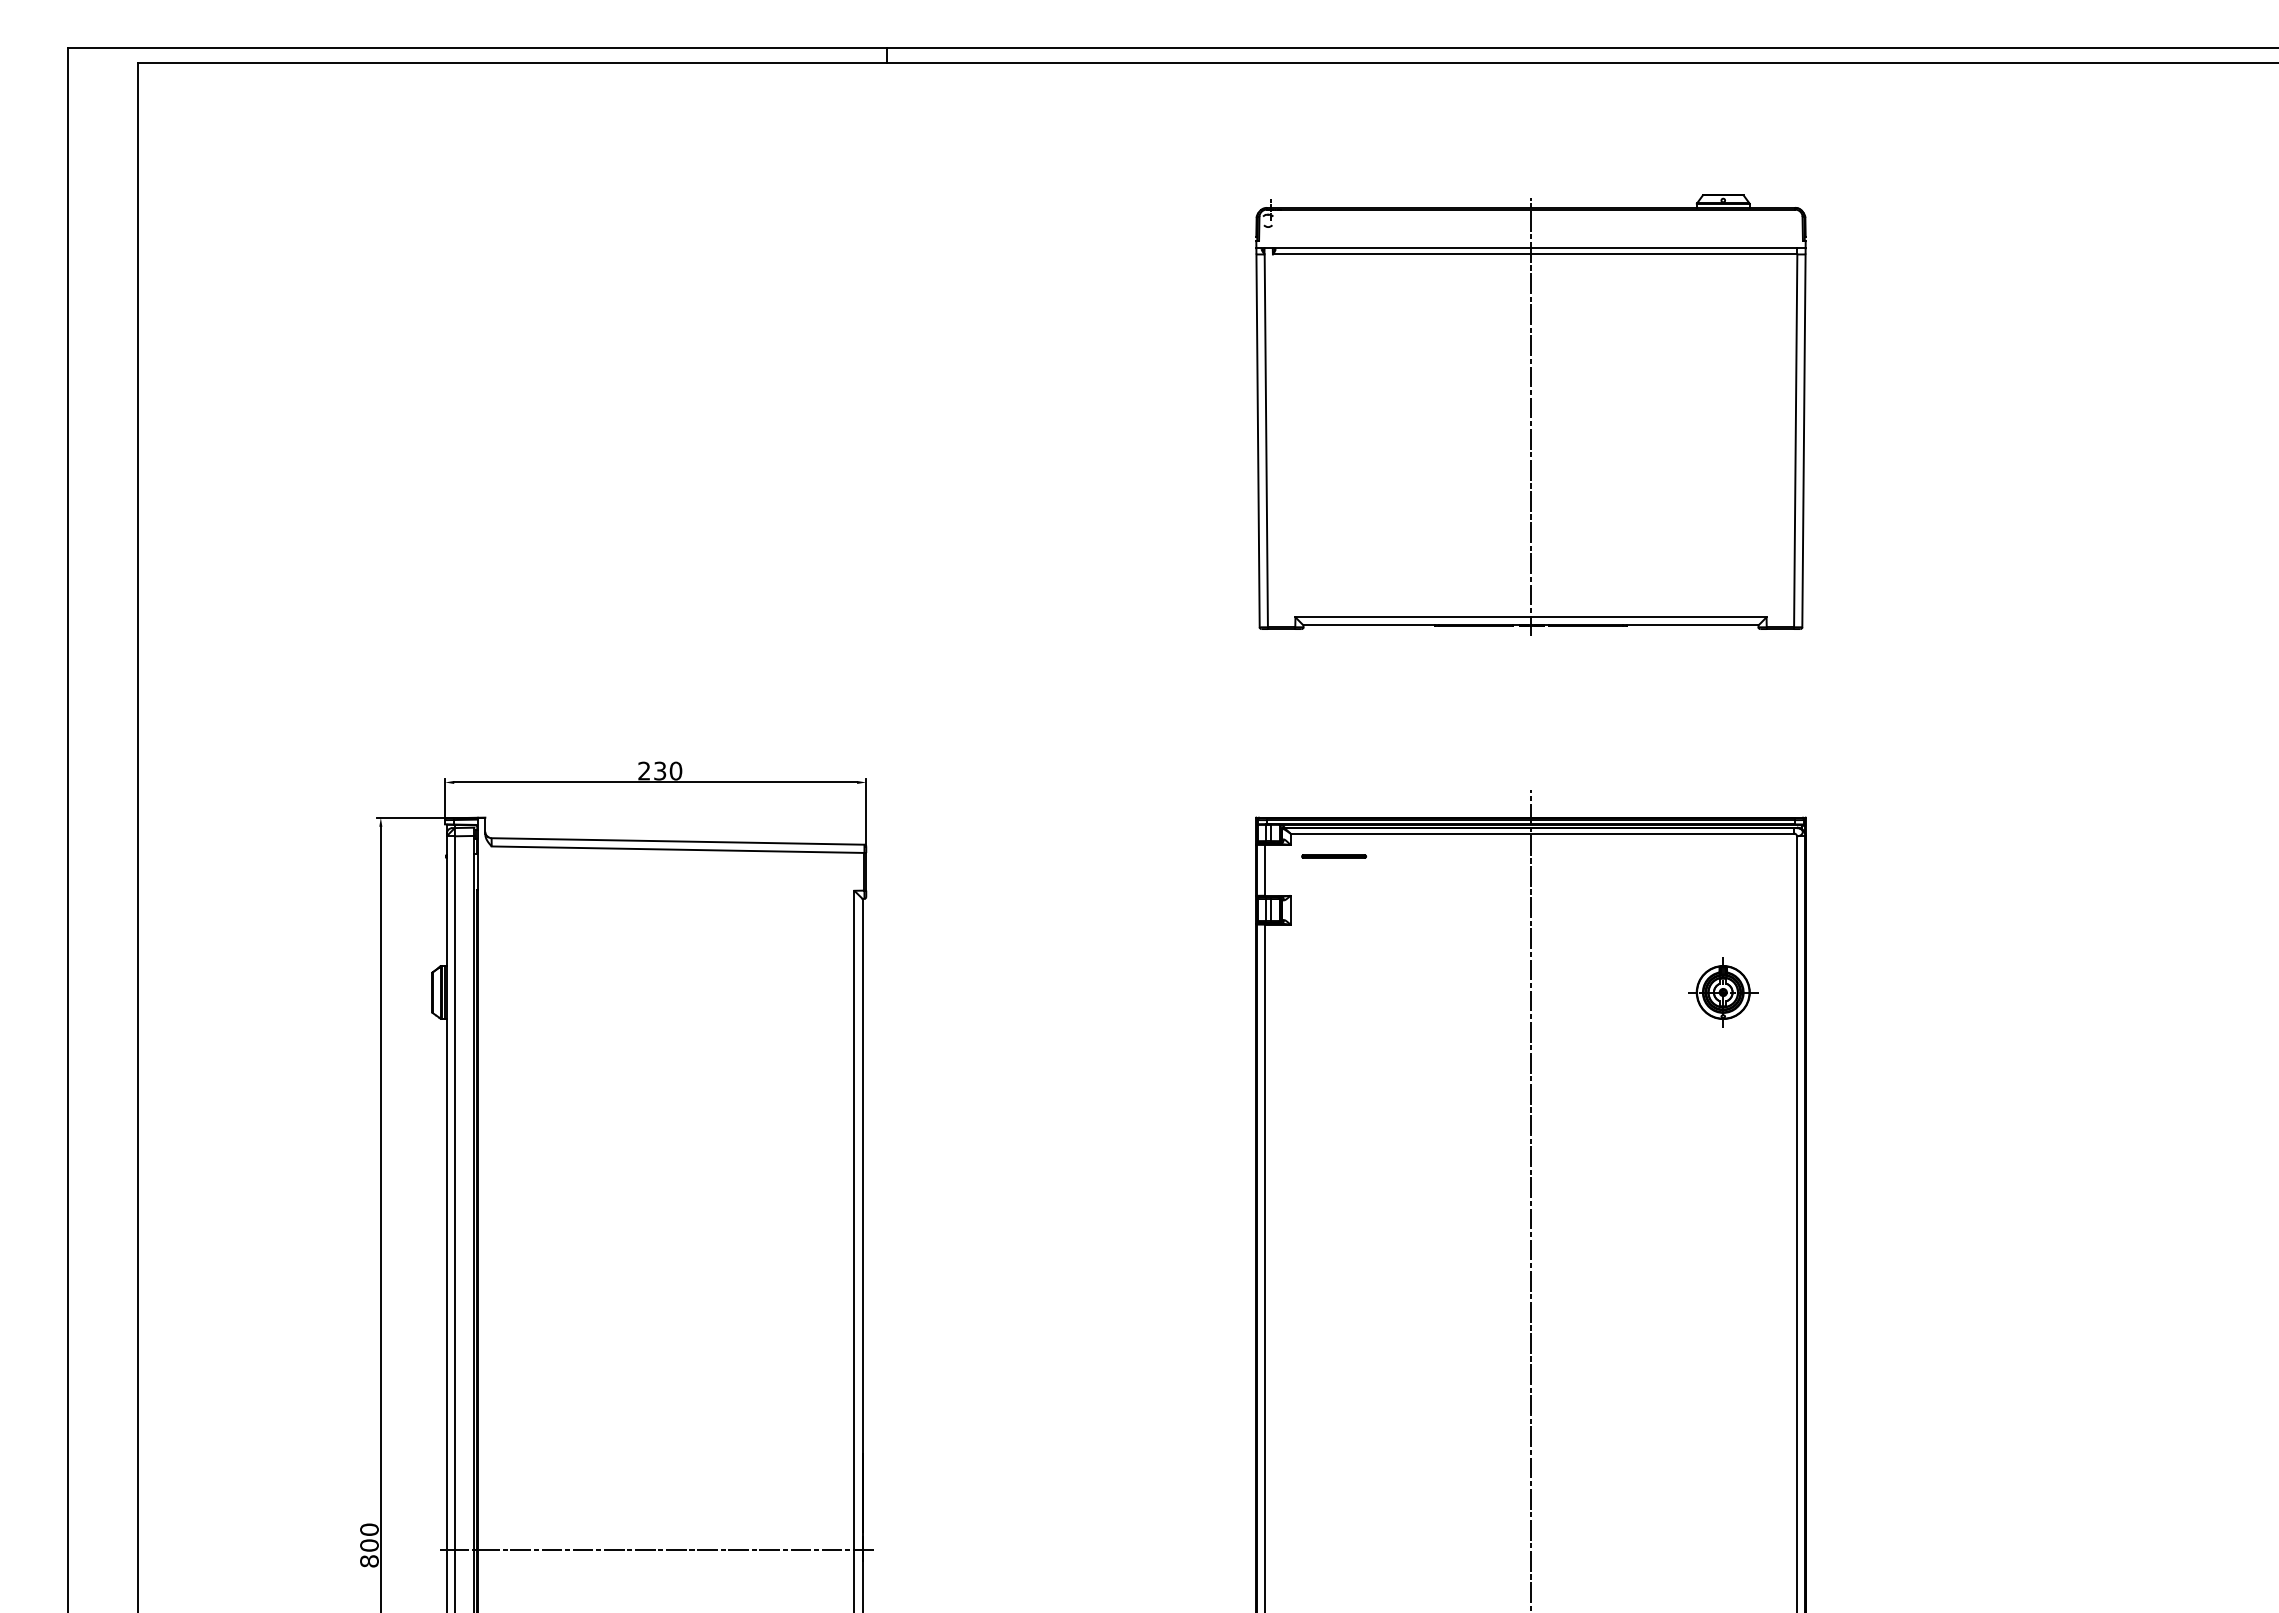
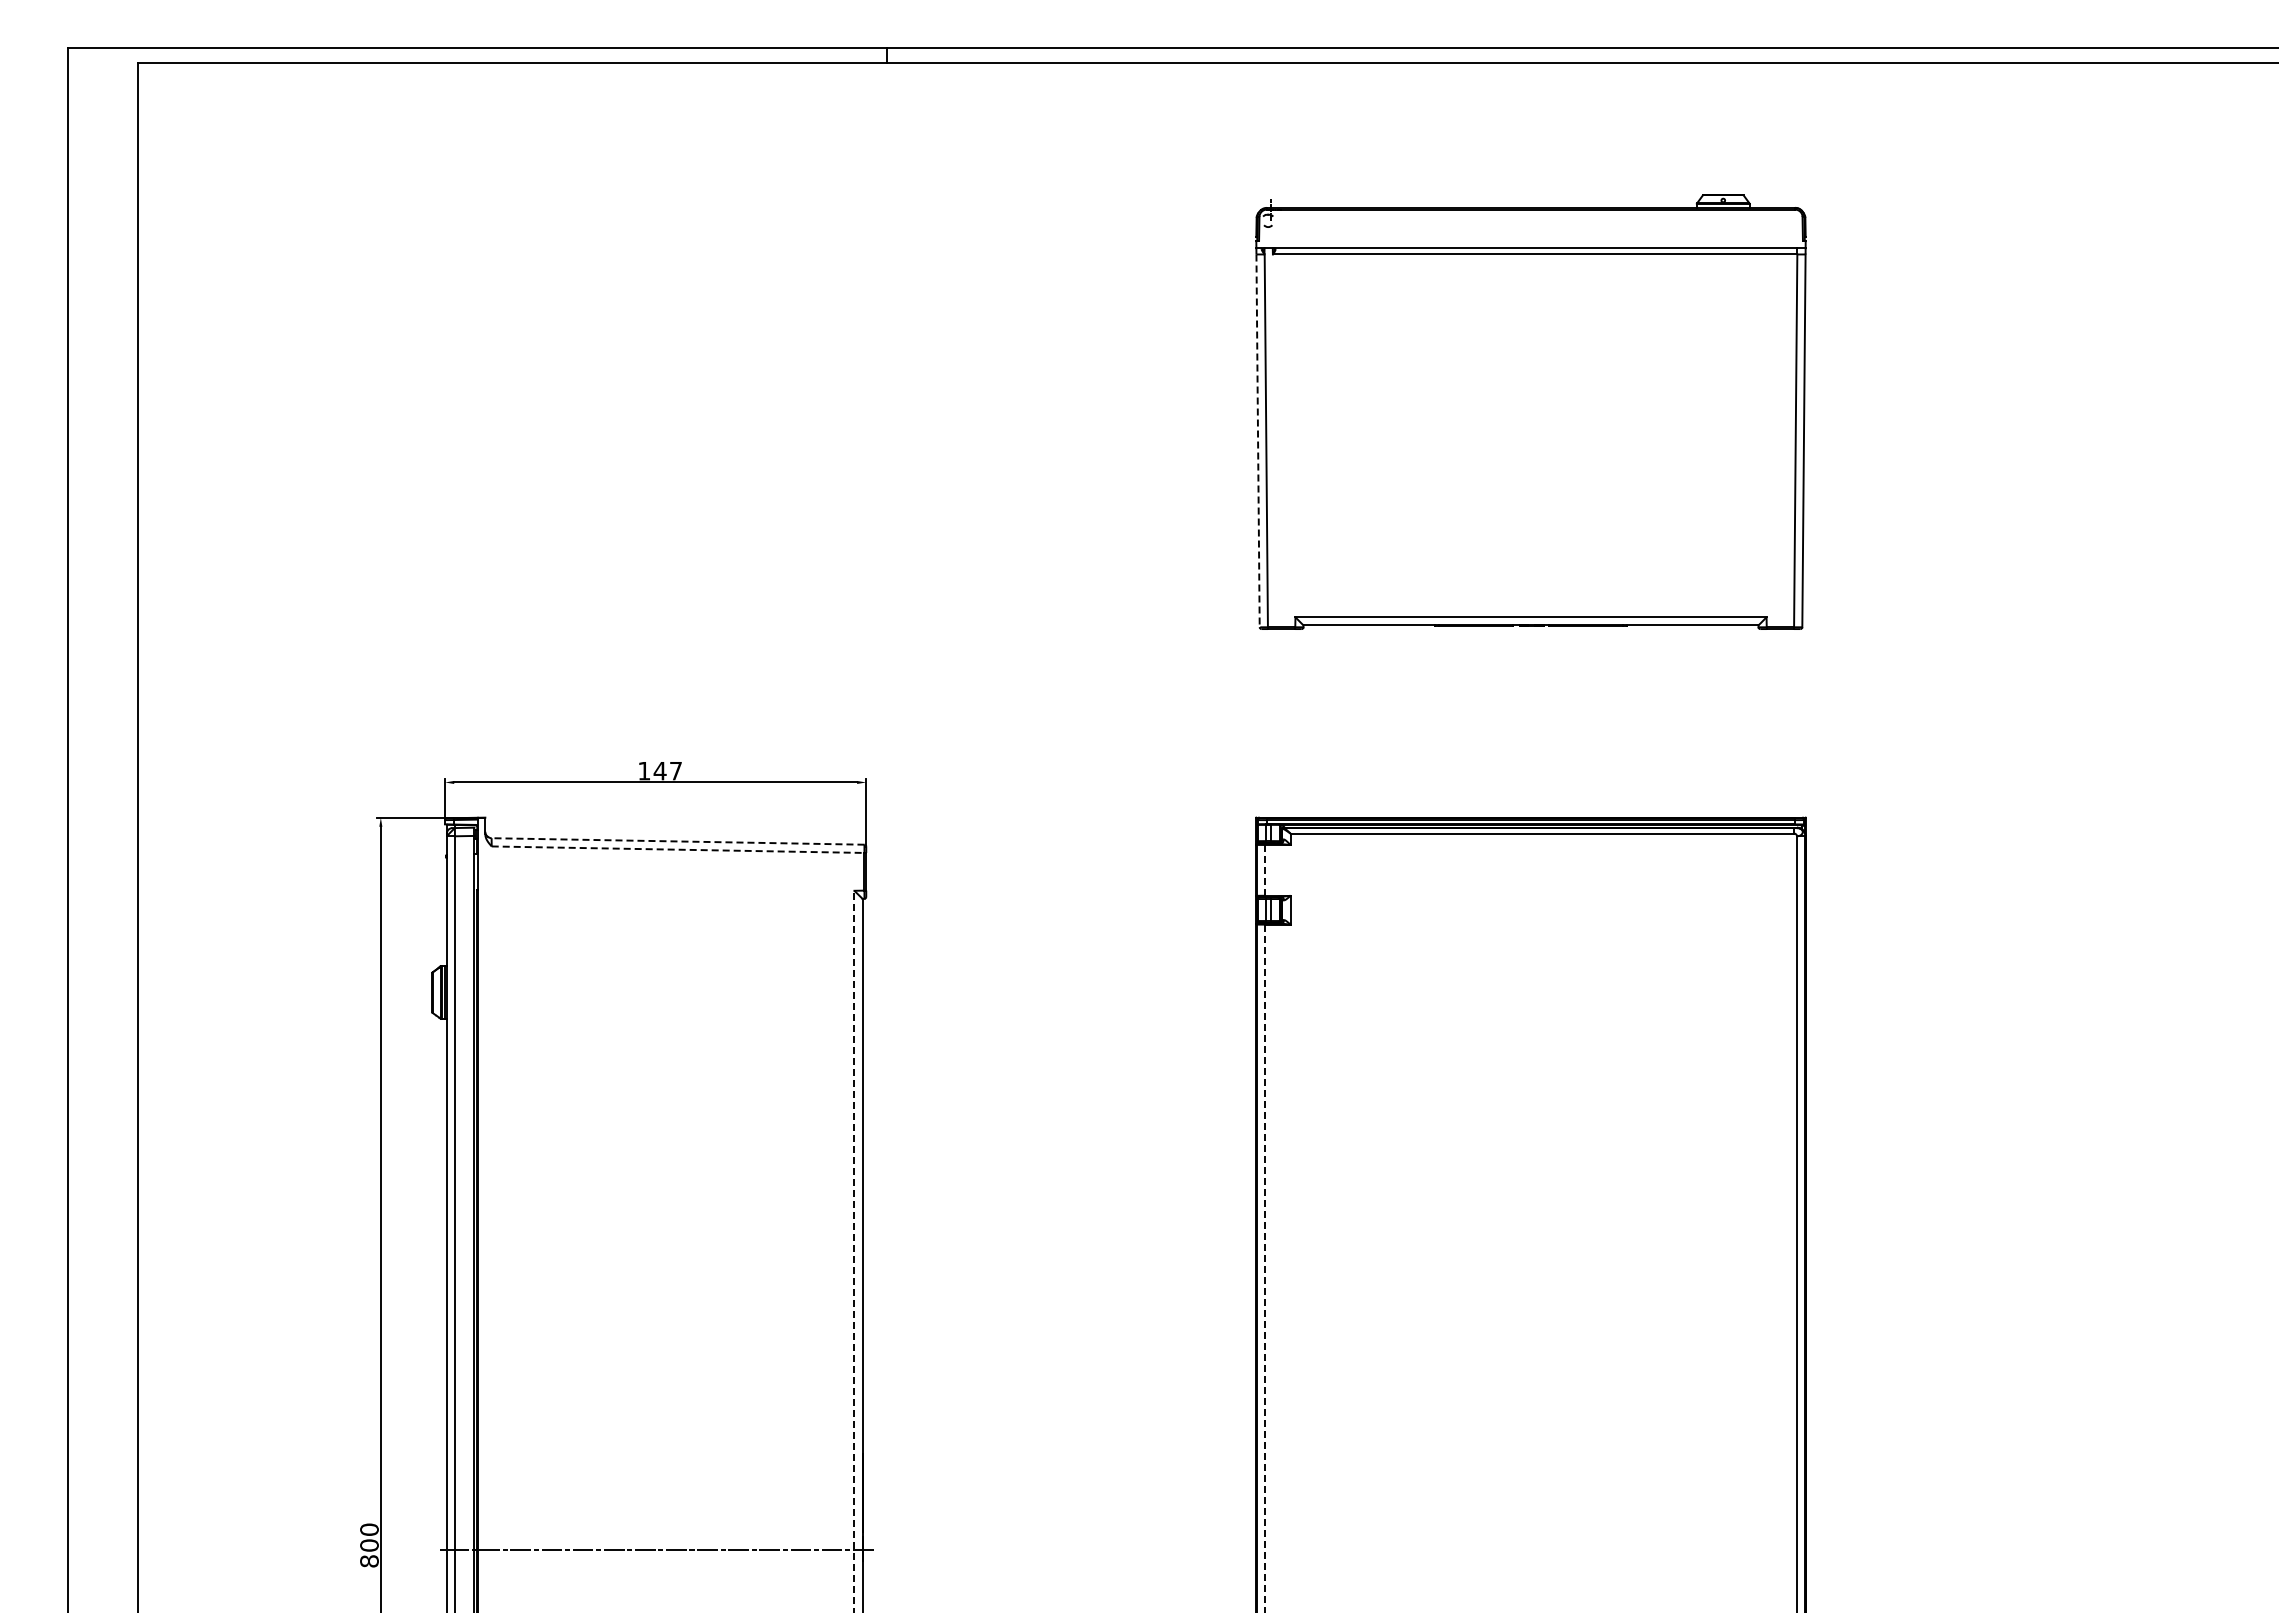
line: present -> none (1531, 417)
line: solid -> dashed (1258, 441)
text: 230 -> 147 (660, 770)
line: solid -> dashed (677, 841)
line: solid -> dashed (678, 849)
line: present -> none (1334, 856)
line: solid -> dashed (1264, 870)
part: present -> none (1723, 992)
line: present -> none (1531, 1199)
line: solid -> dashed (854, 1251)
line: solid -> dashed (1264, 1268)
